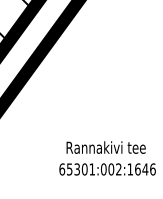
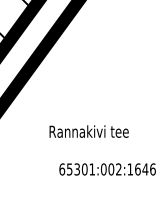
text position: (105, 147) -> (88, 131) (88, 131)
